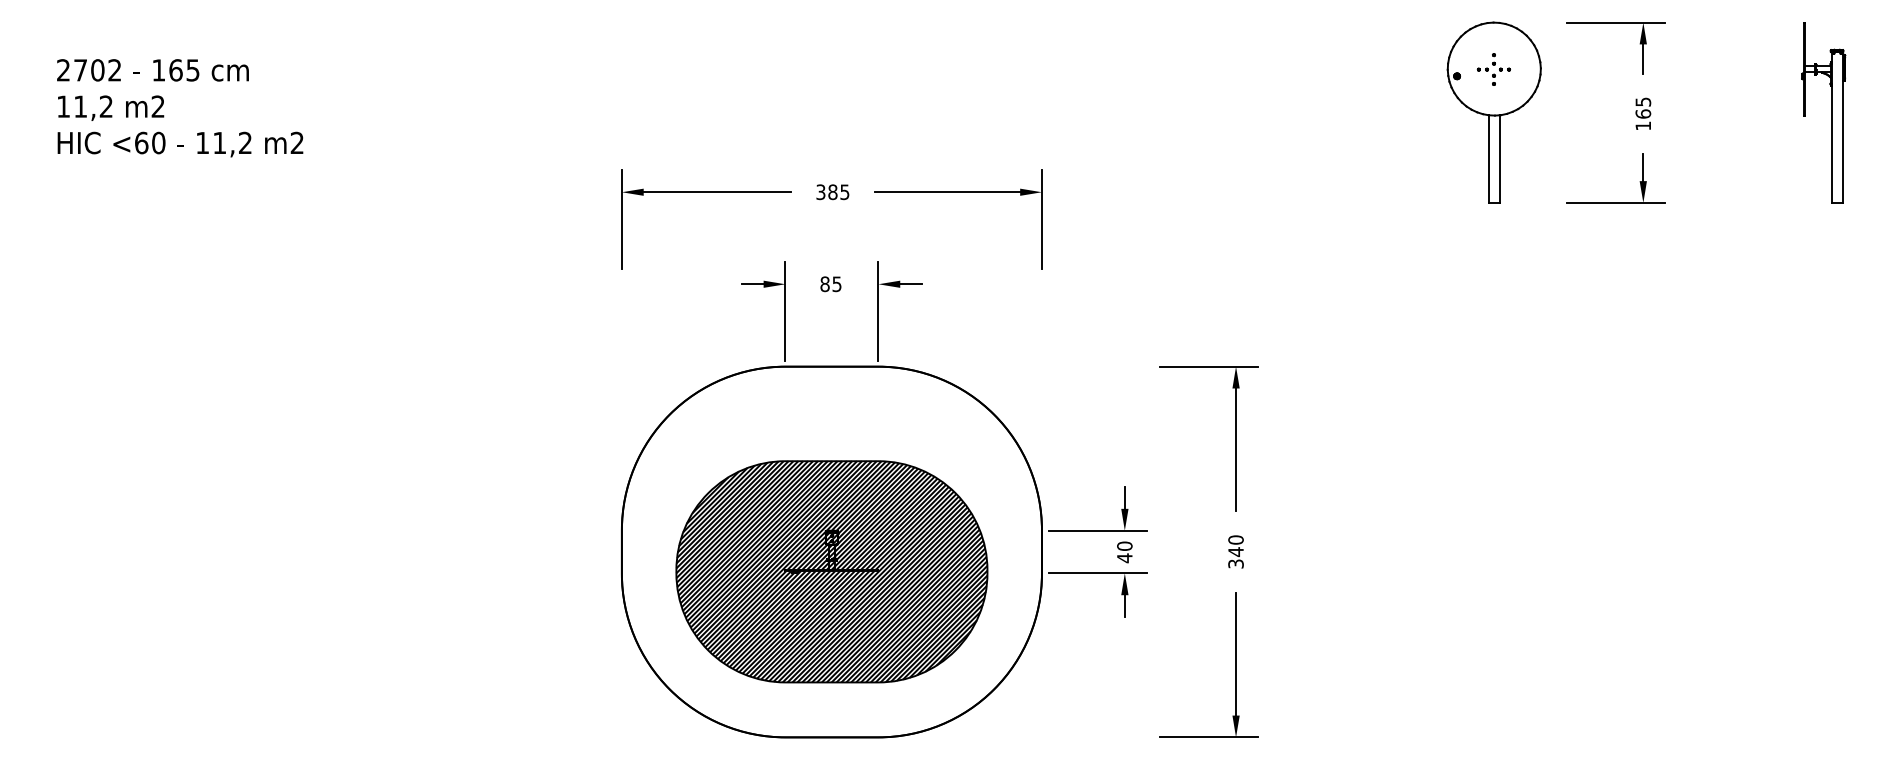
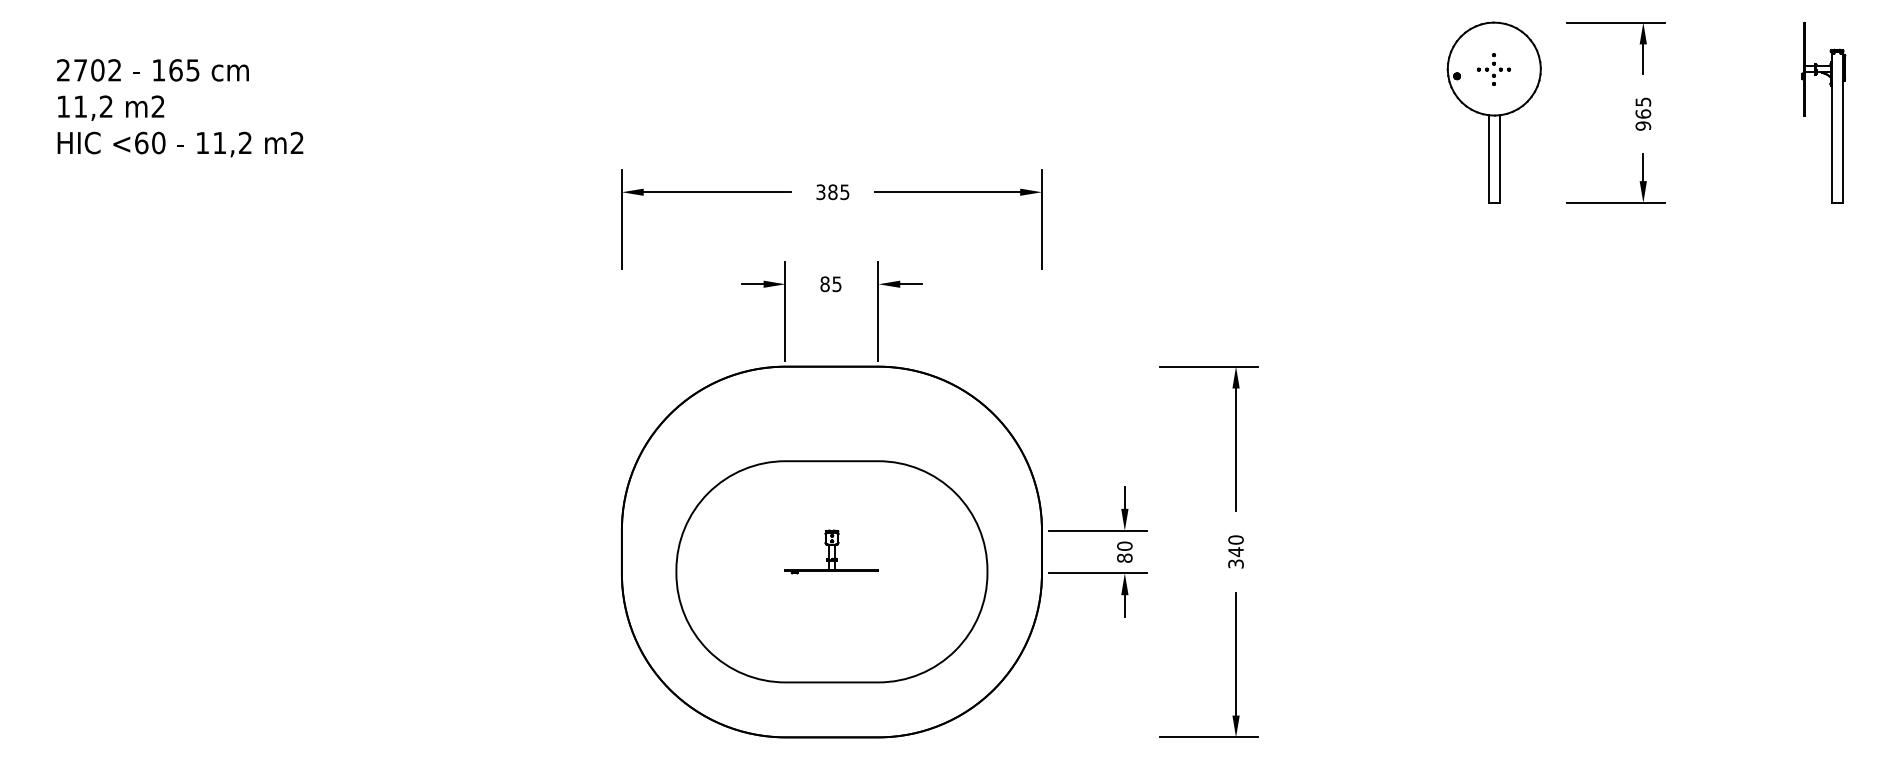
text: 165 -> 965 (1643, 125)
text: 40 -> 80 (1124, 558)
hatch: present -> none (831, 571)
